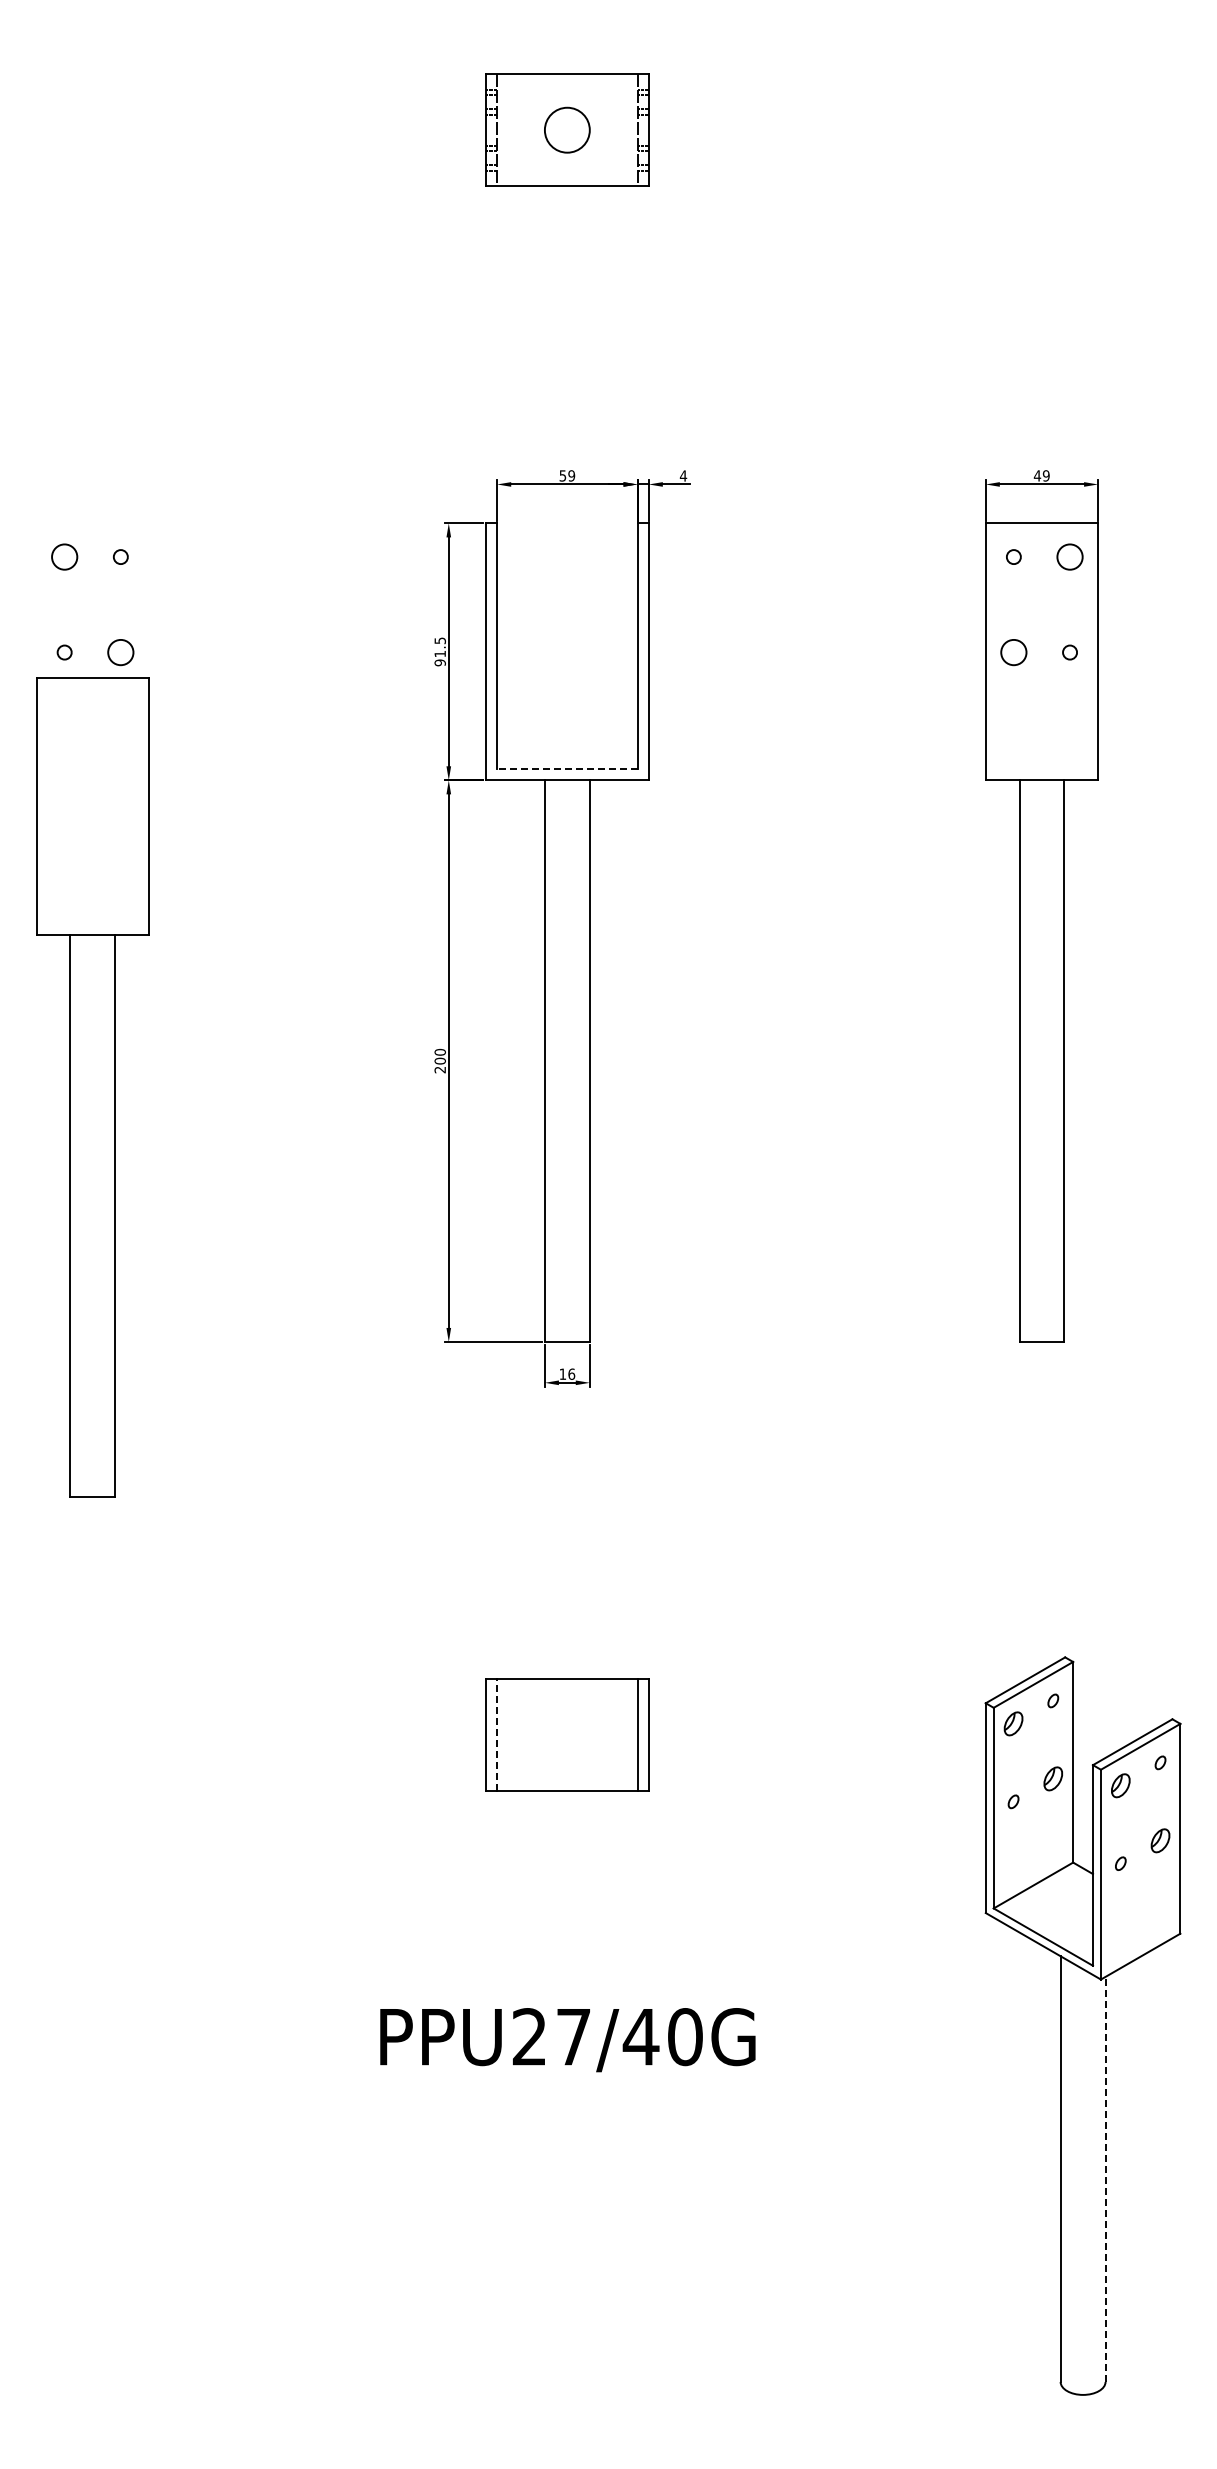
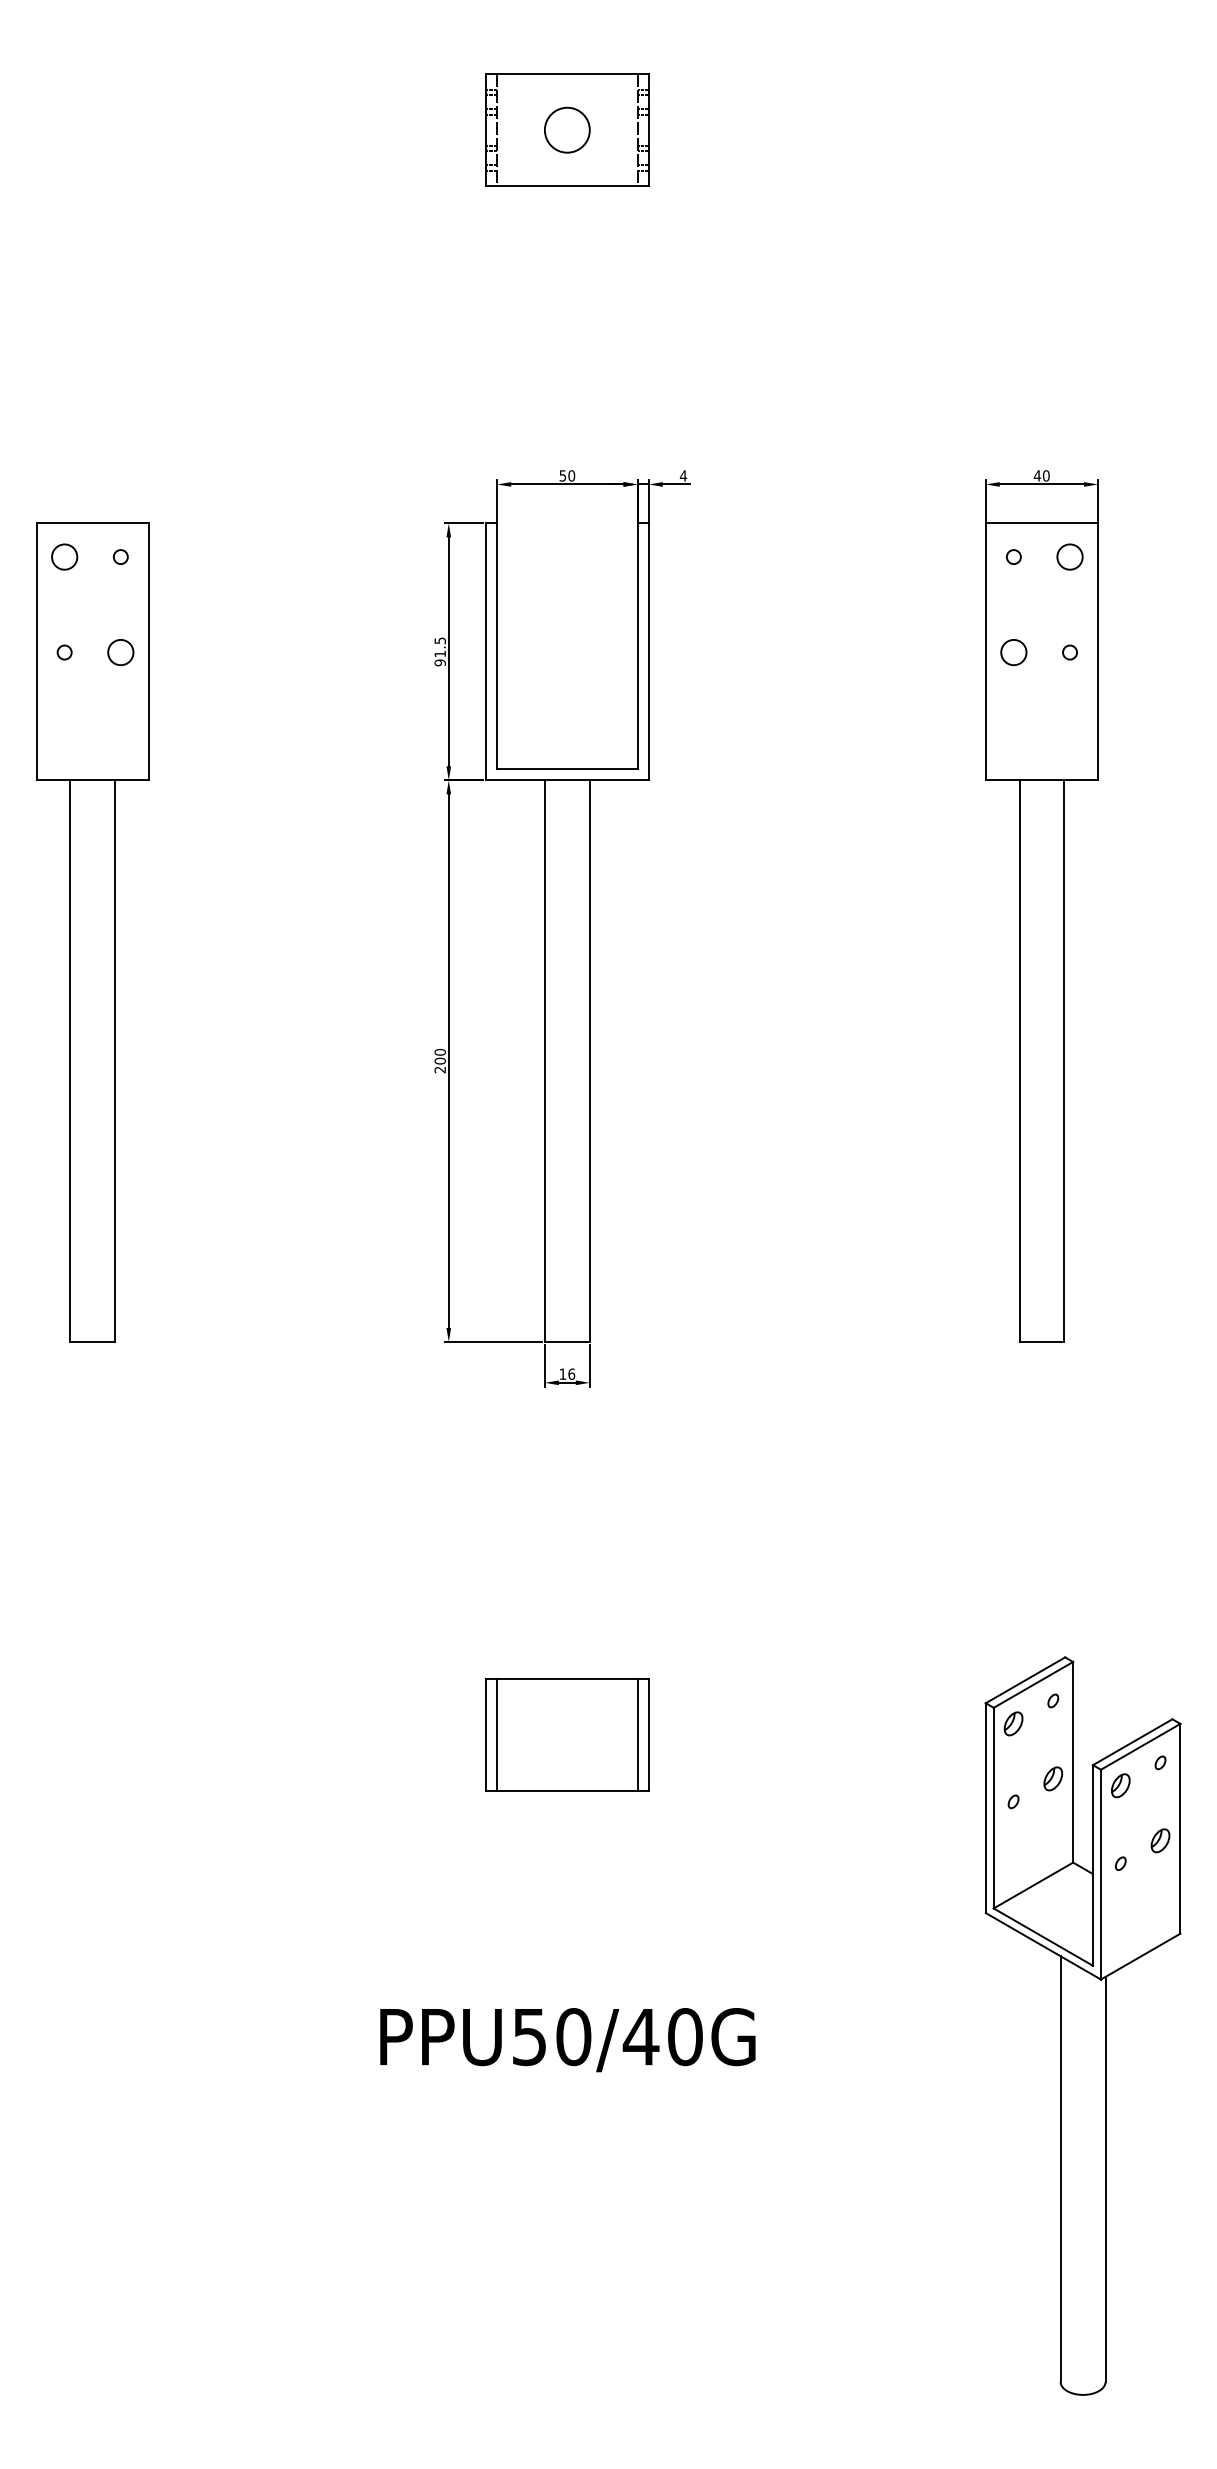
text: 59 -> 50 (571, 475)
text: 49 -> 40 (1045, 475)
line: dashed -> solid (566, 769)
part position: (92, 1087) -> (92, 932) (92, 932)
line: dashed -> solid (497, 1734)
text: PPU27/40G -> PPU50/40G (551, 2037)
line: dashed -> solid (1105, 2179)
